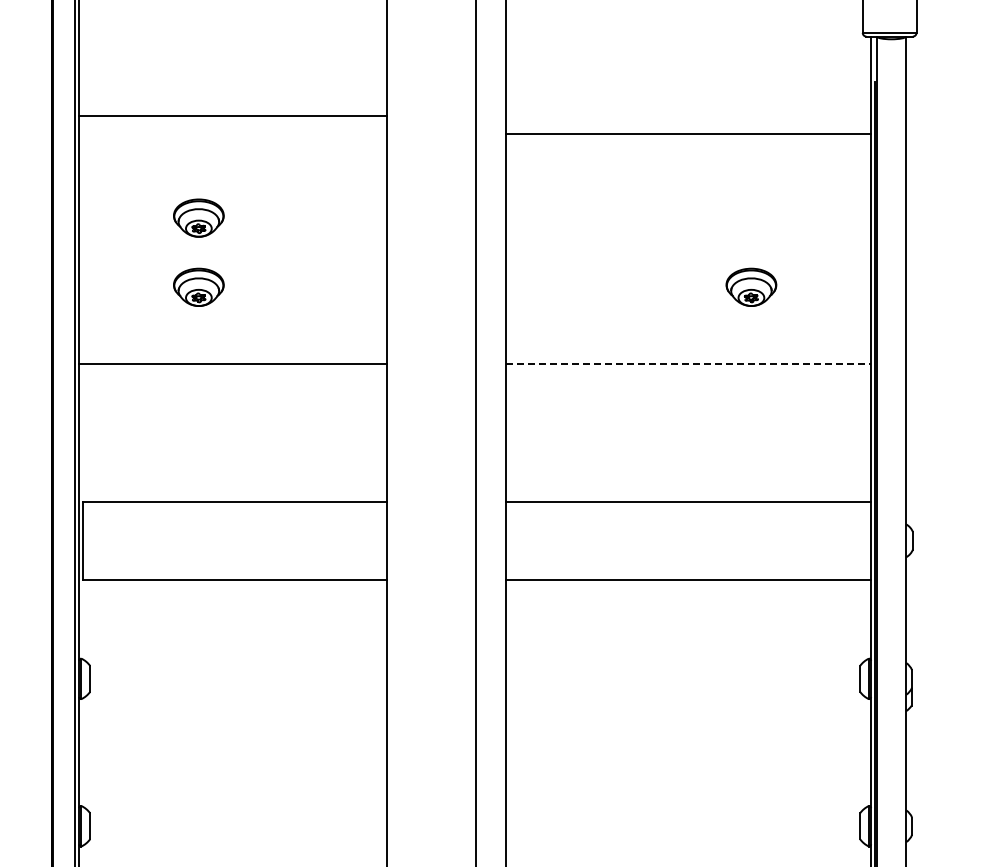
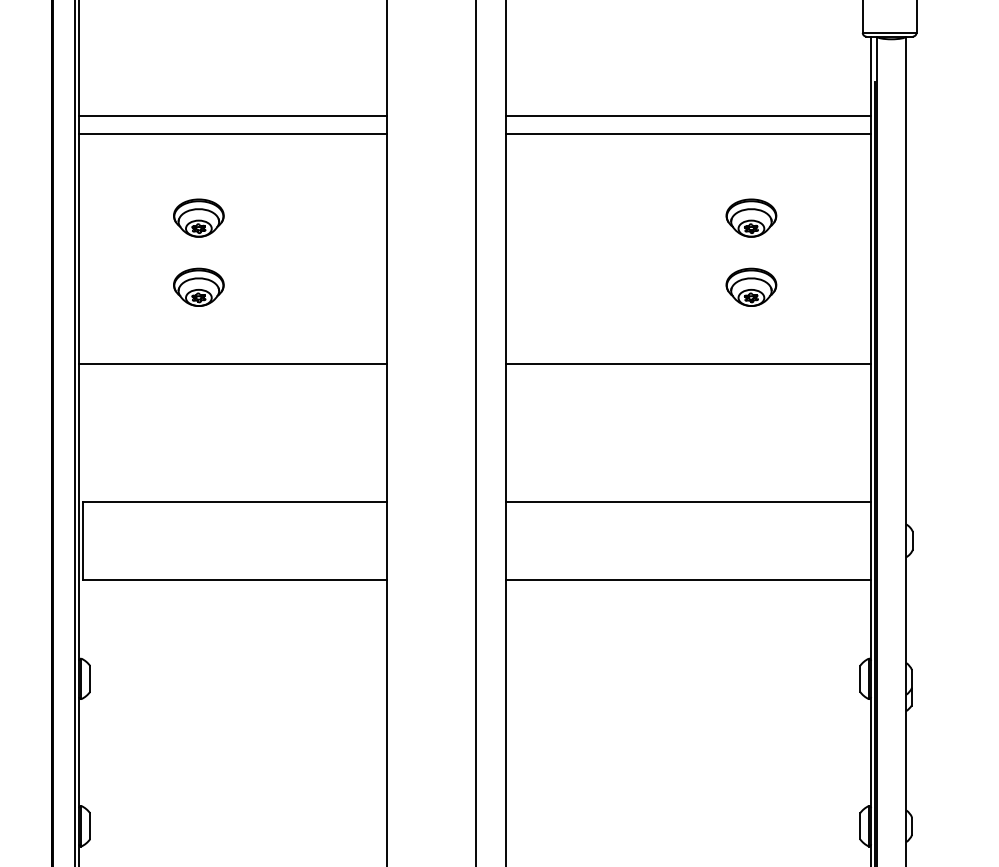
line: none -> present (688, 116)
line: none -> present (232, 133)
part: none -> present (751, 217)
line: dashed -> solid (689, 364)
